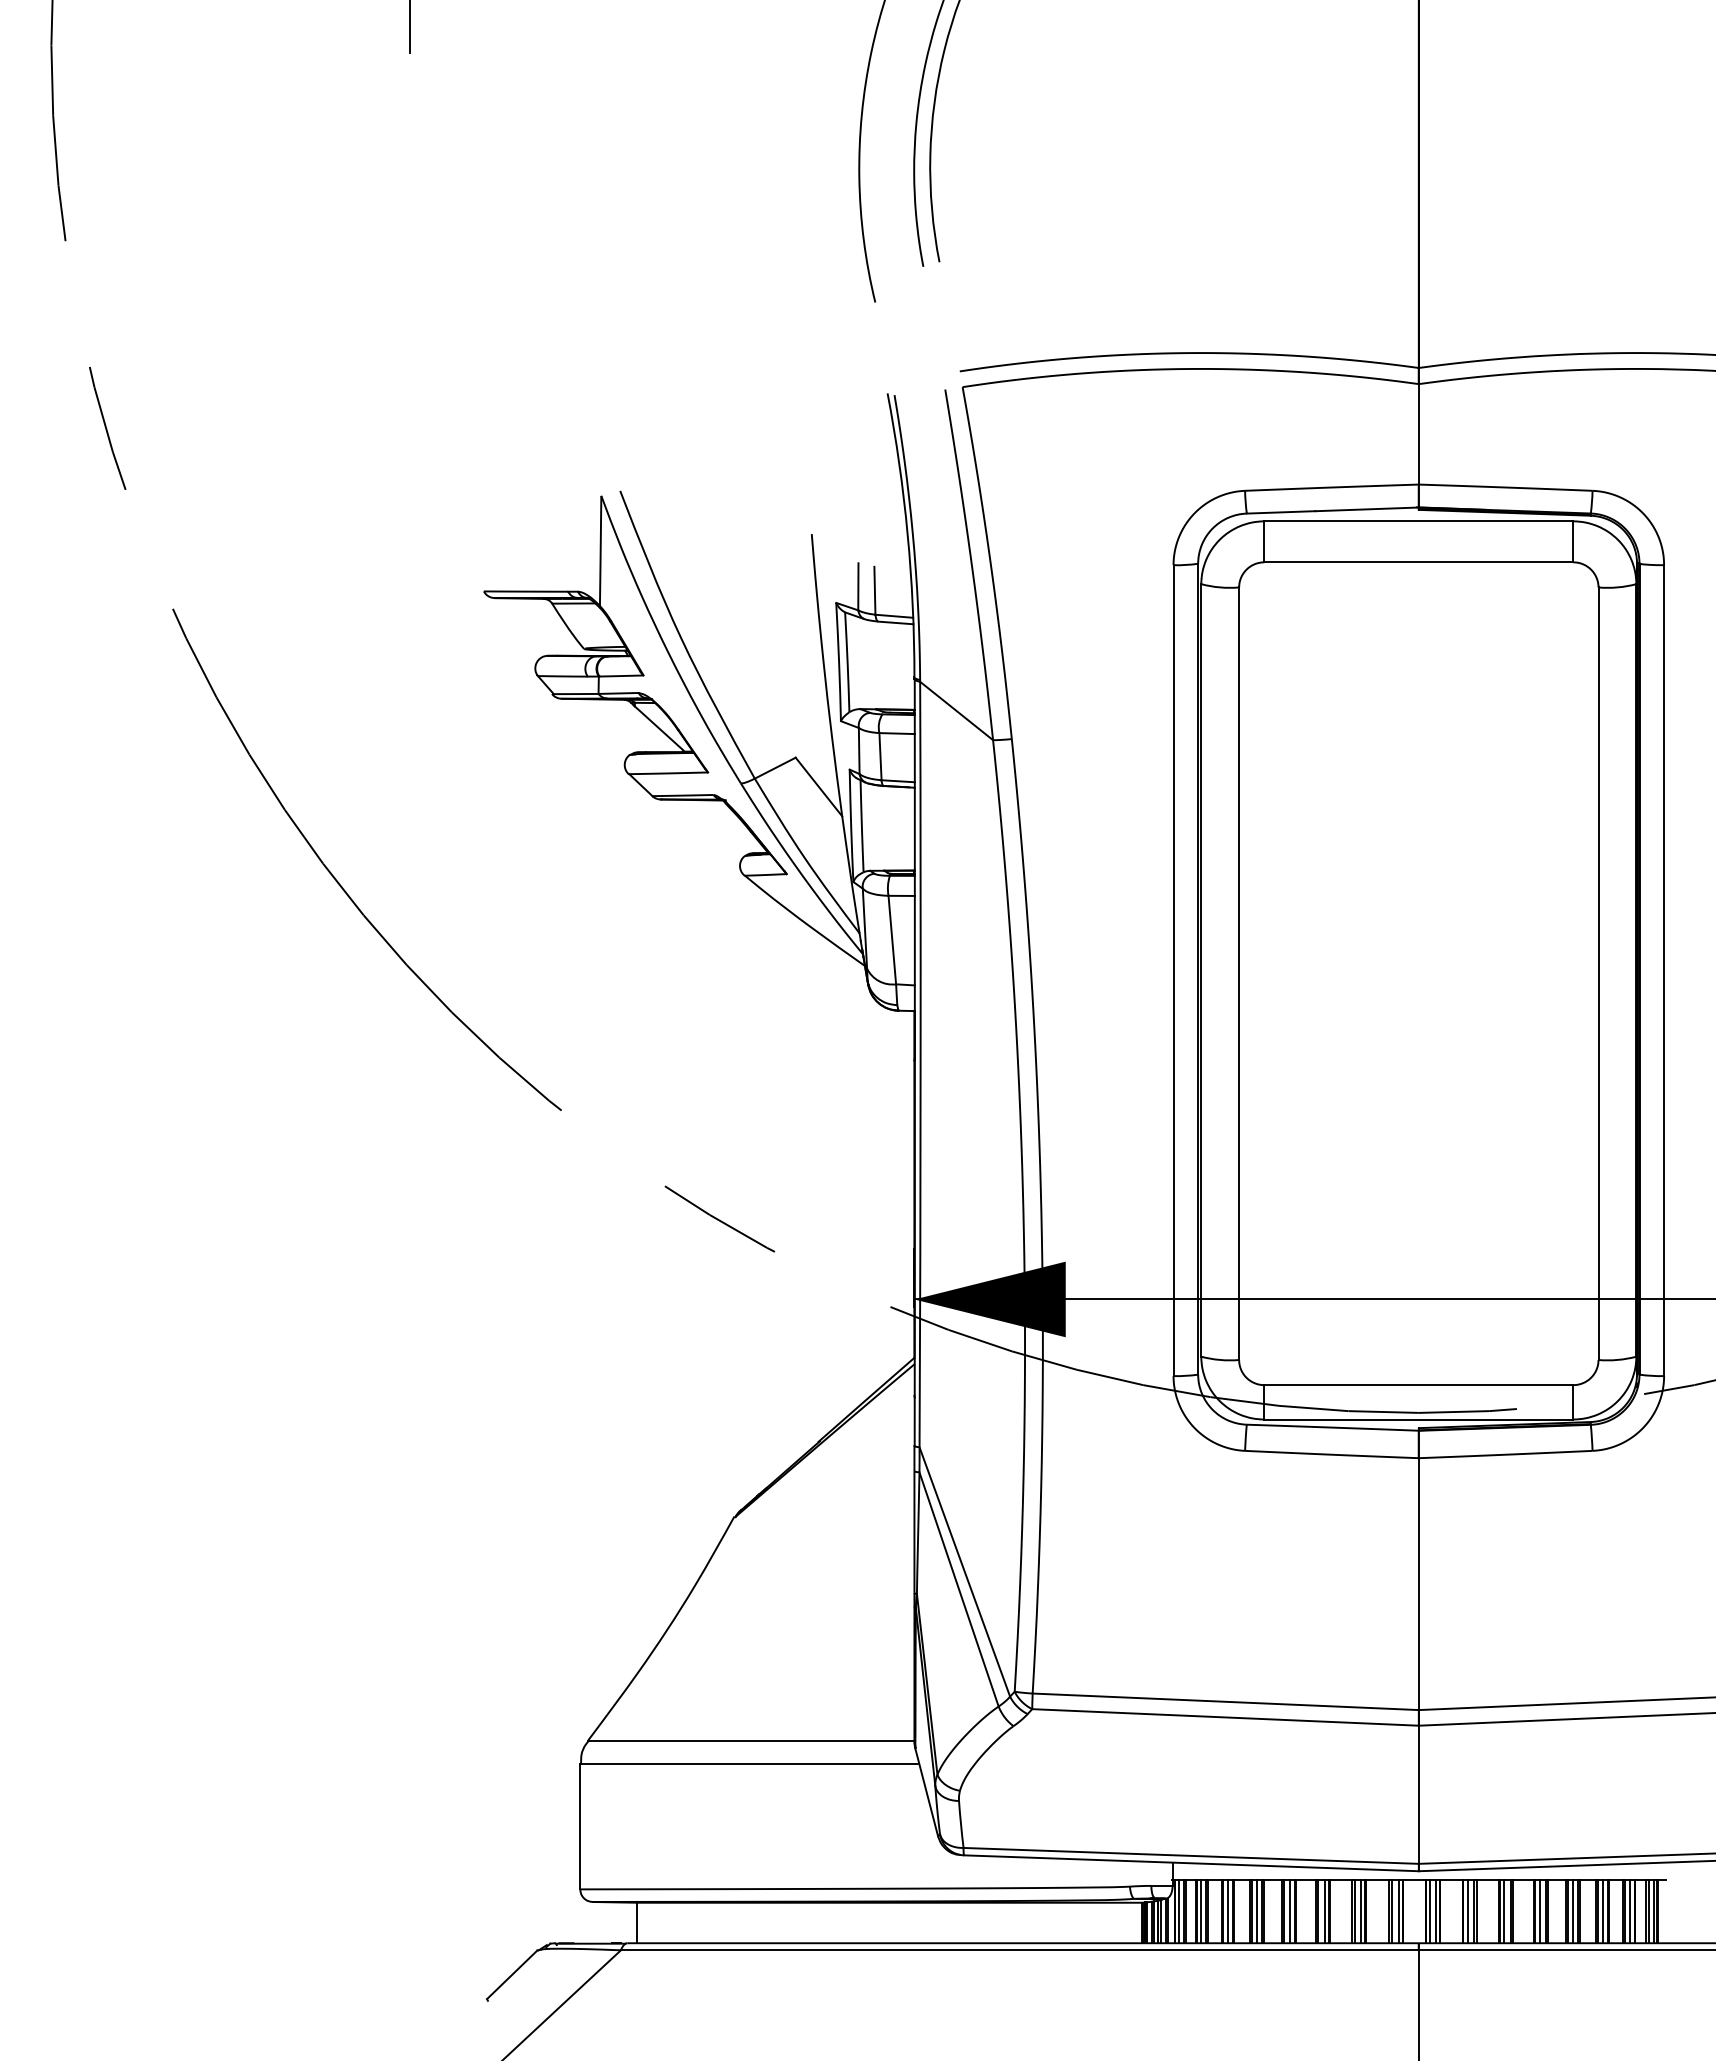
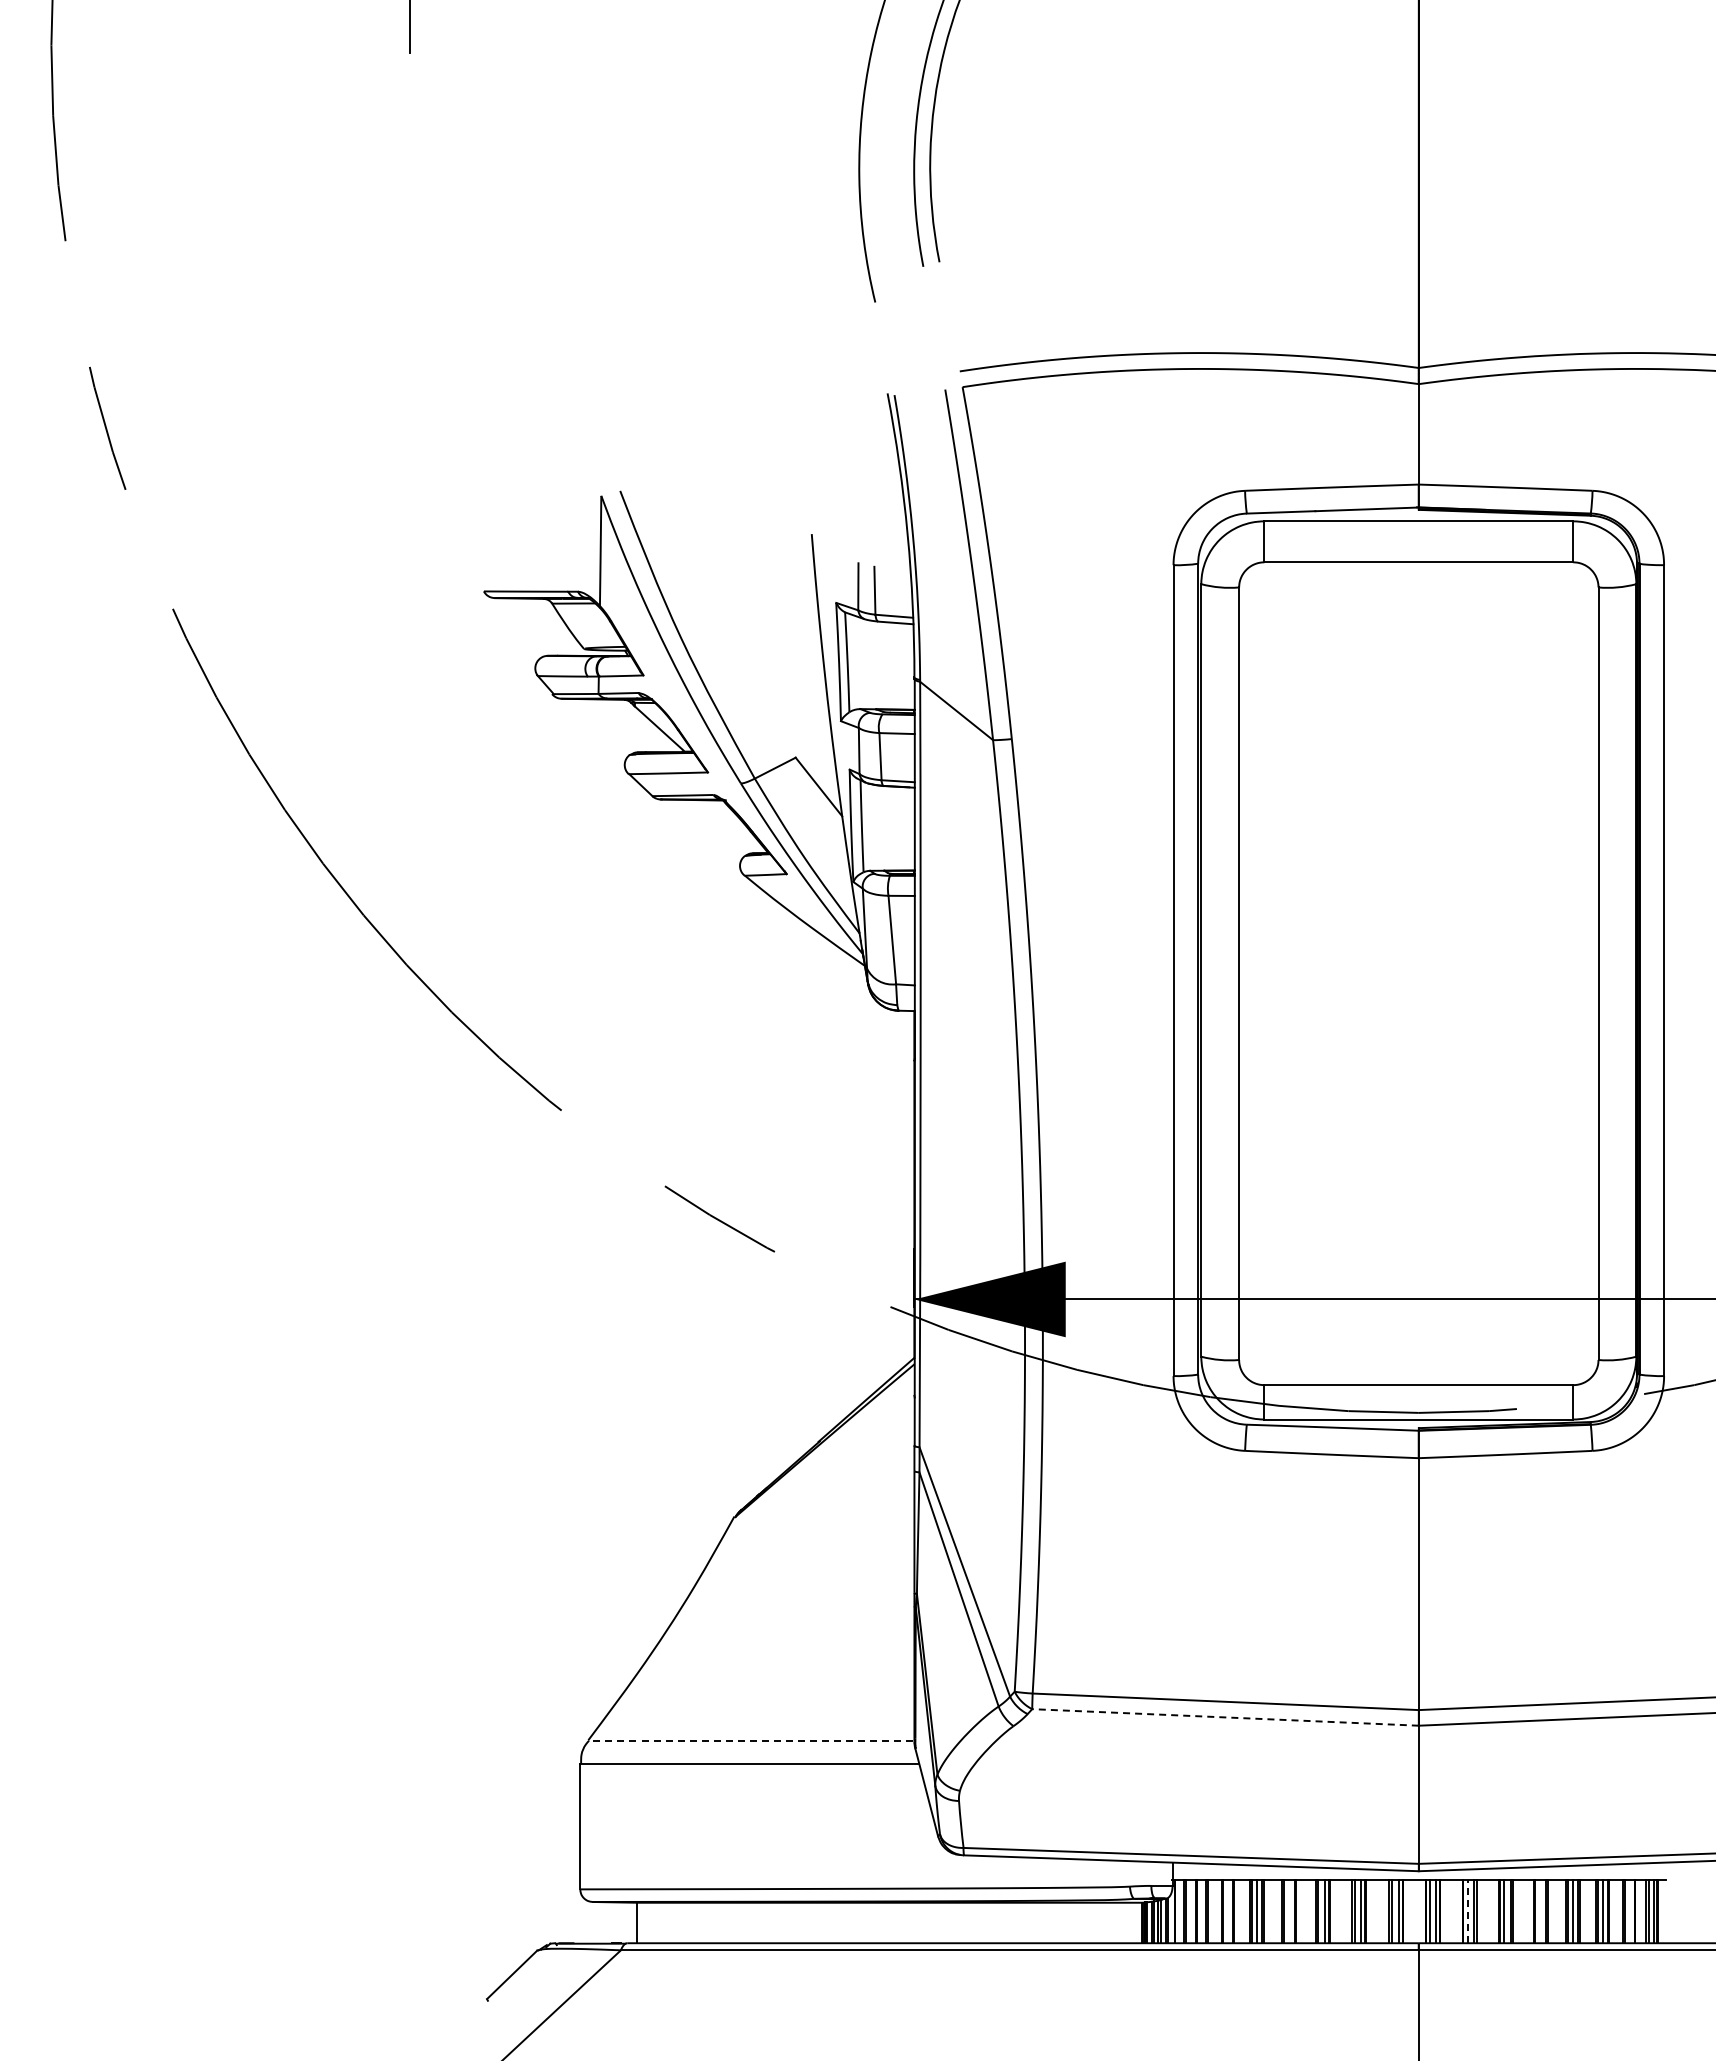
line: solid -> dashed (1225, 1717)
line: solid -> dashed (750, 1741)
line: present -> none (1178, 1911)
line: present -> none (1201, 1911)
line: present -> none (1227, 1911)
line: present -> none (1289, 1911)
line: solid -> dashed (1467, 1911)
line: present -> none (1539, 1911)
line: present -> none (1630, 1911)
